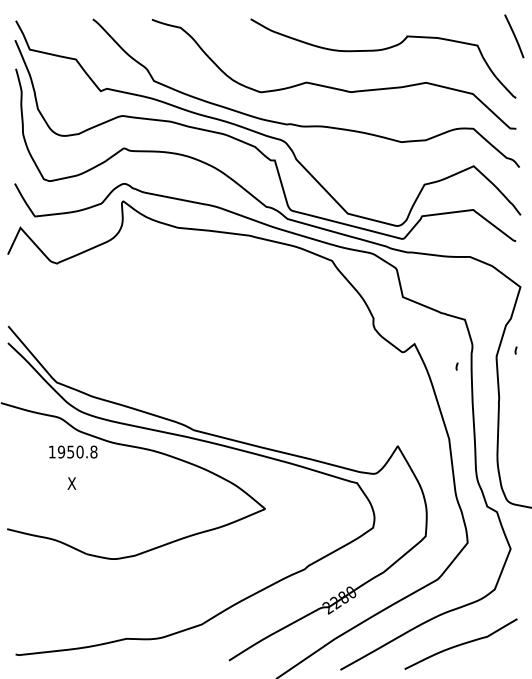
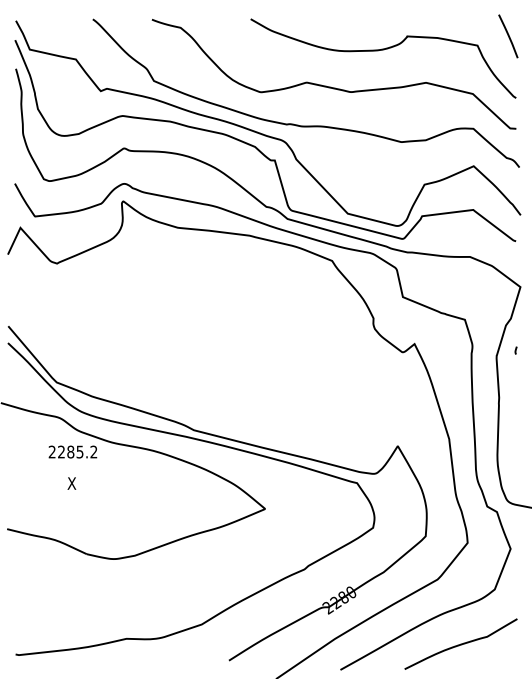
line position: (514, 36) -> (508, 36) (508, 36)
curve: present -> none (456, 366)
text: 1950.8 -> 2285.2 (72, 451)
